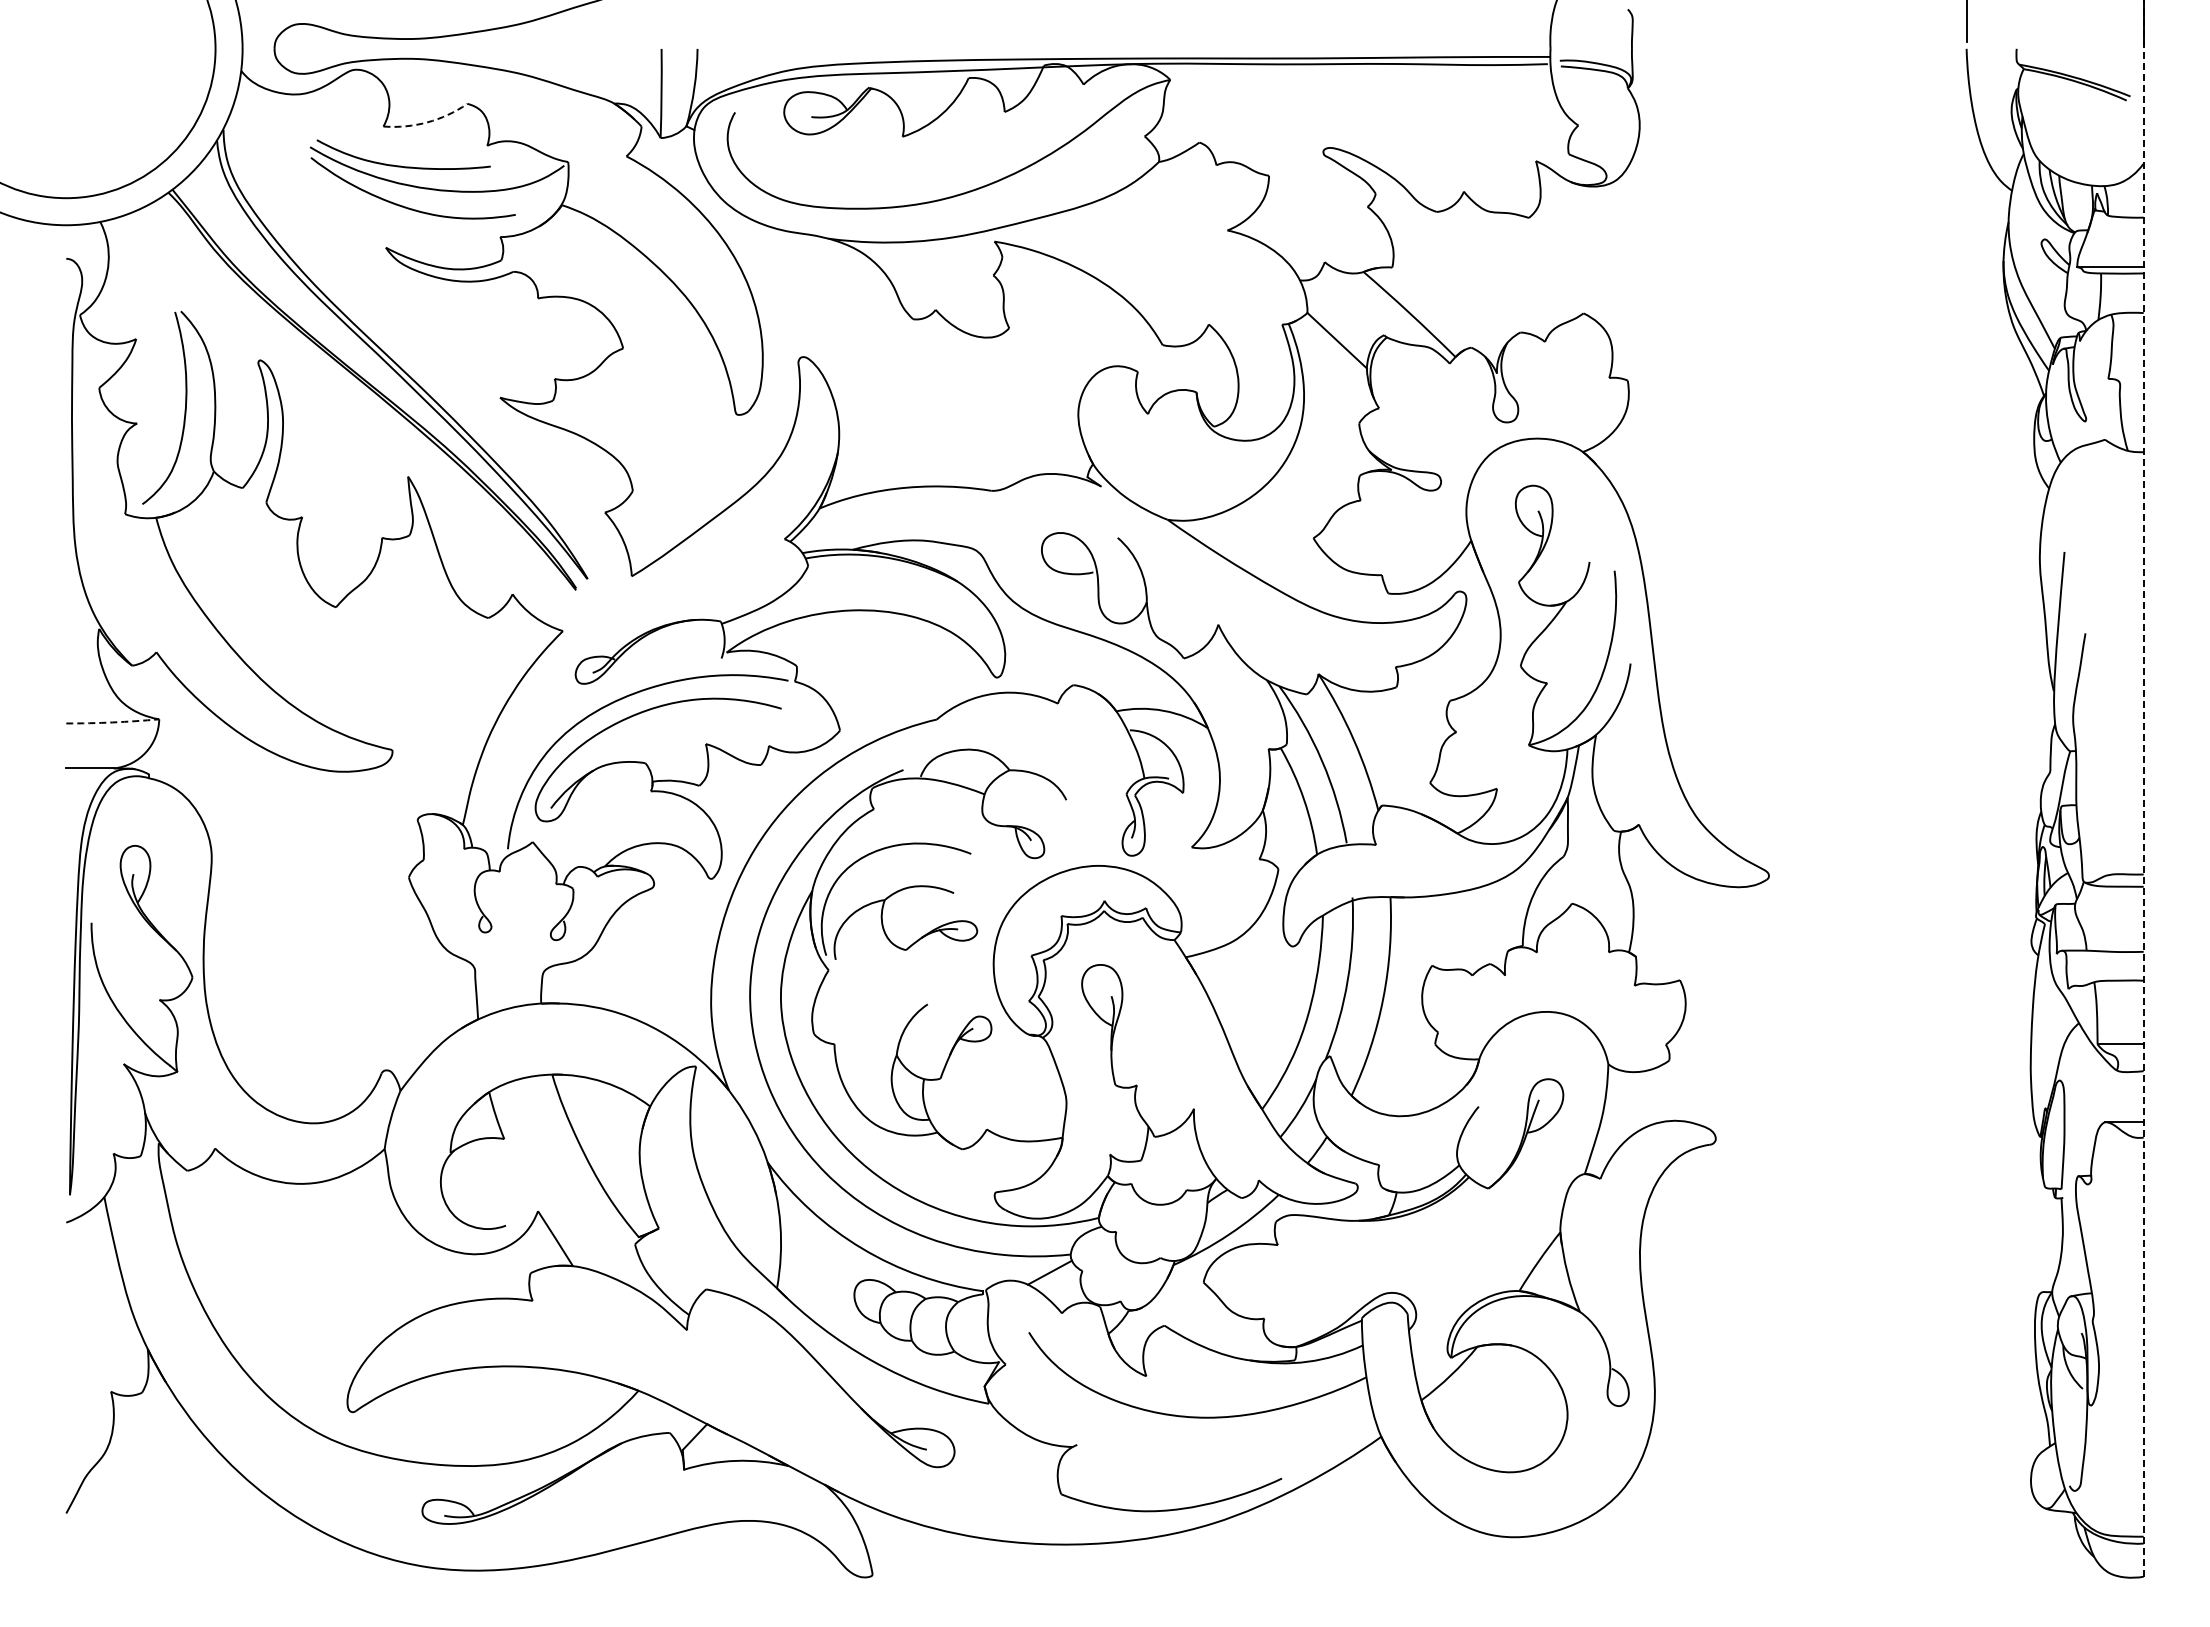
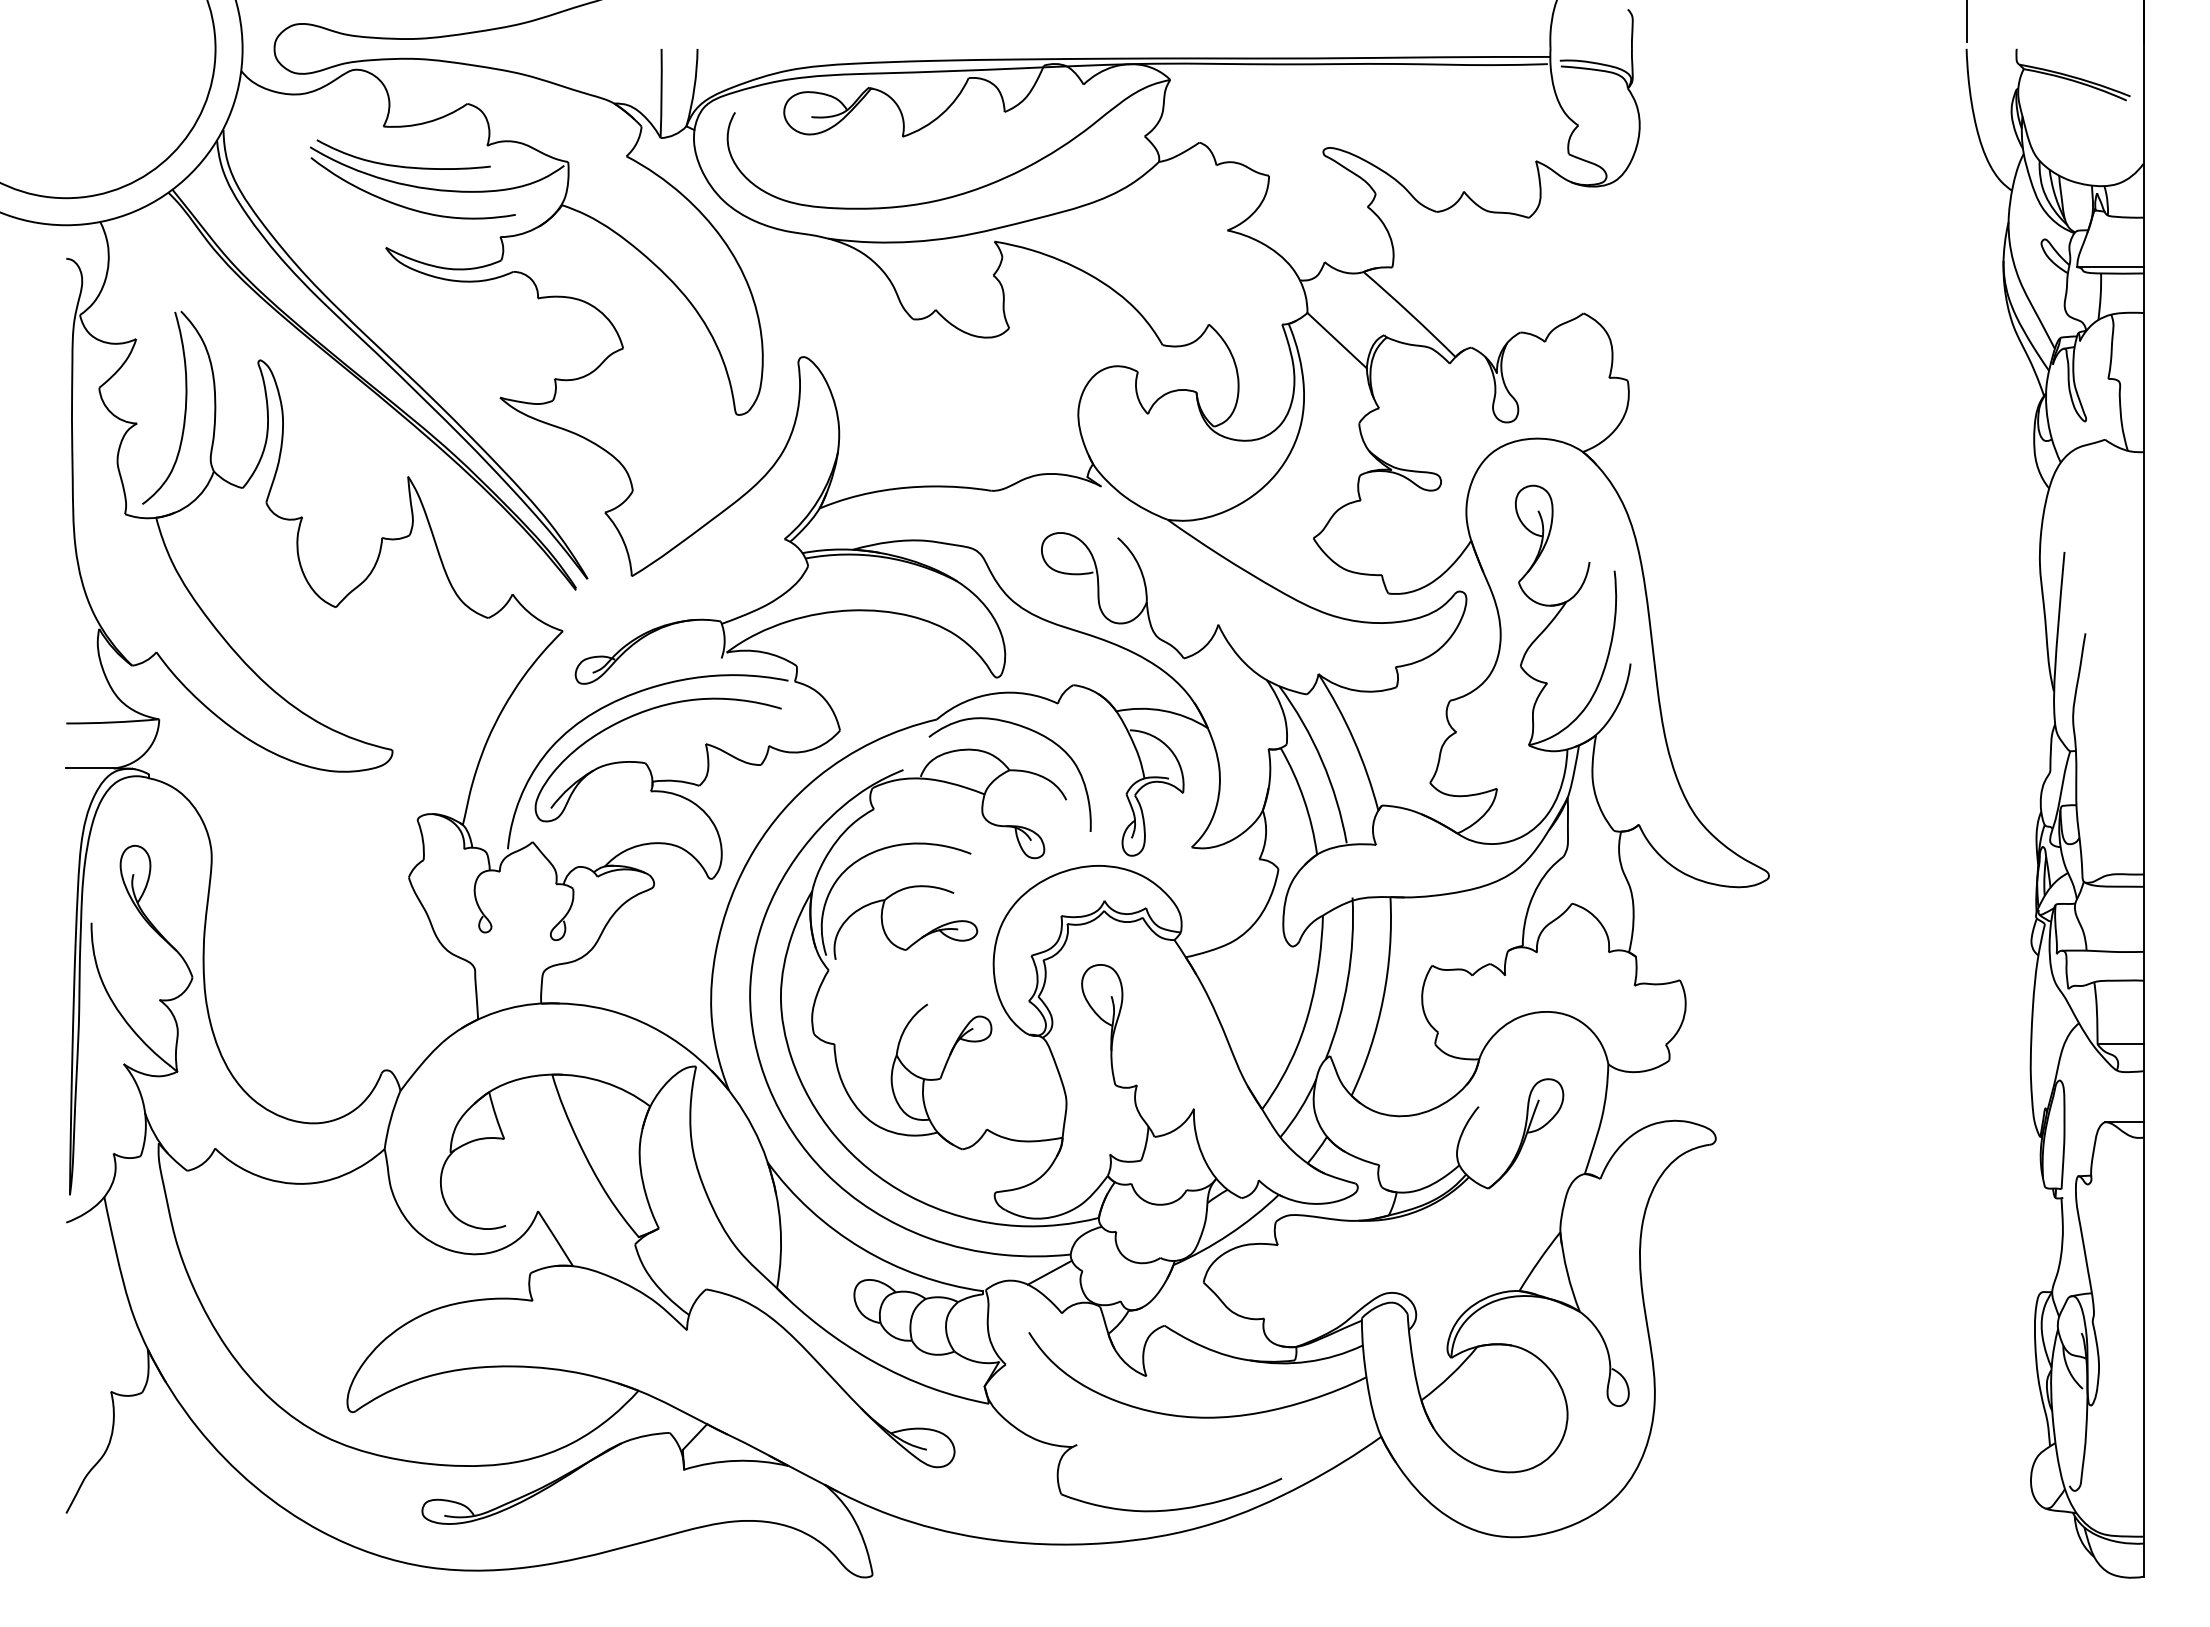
arc: dashed -> solid (427, 122)
arc: dashed -> solid (112, 722)
curve: none -> present (1031, 731)
line: dashed -> solid (2143, 788)
